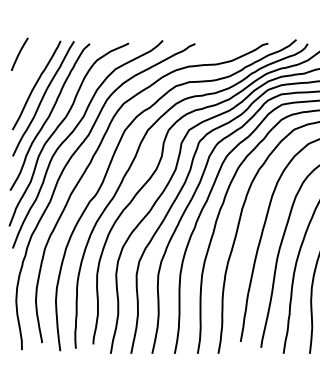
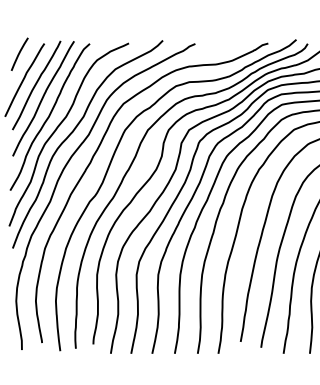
curve: none -> present (24, 79)
